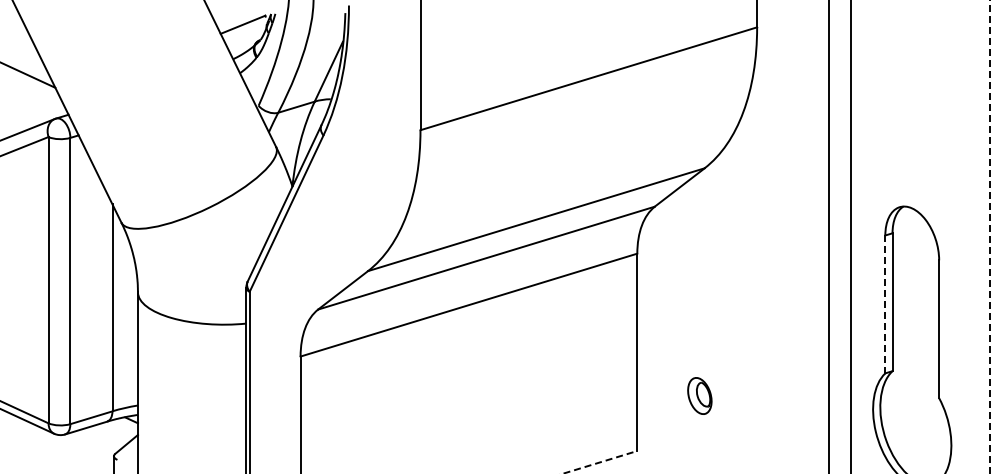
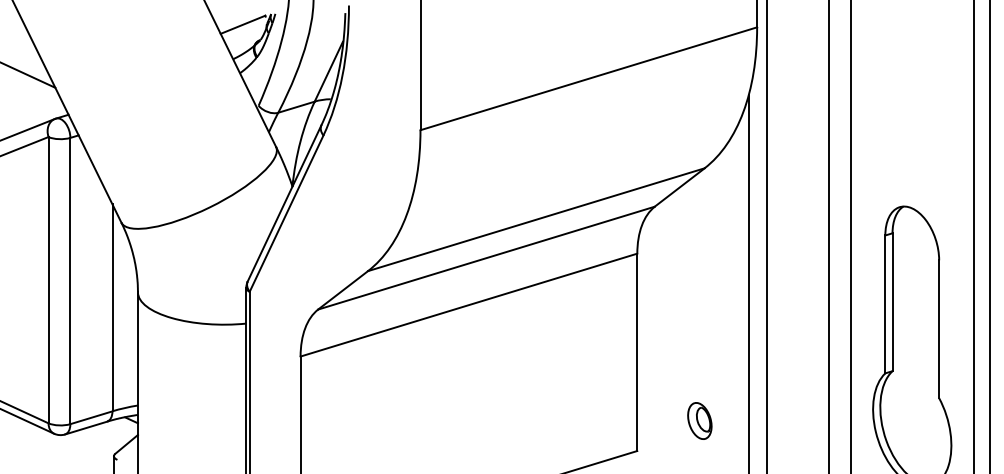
line: none -> present (767, 236)
line: none -> present (973, 236)
line: dashed -> solid (990, 236)
line: none -> present (748, 282)
line: dashed -> solid (885, 304)
part position: (699, 395) -> (699, 420) (699, 420)
line: dashed -> solid (600, 462)
